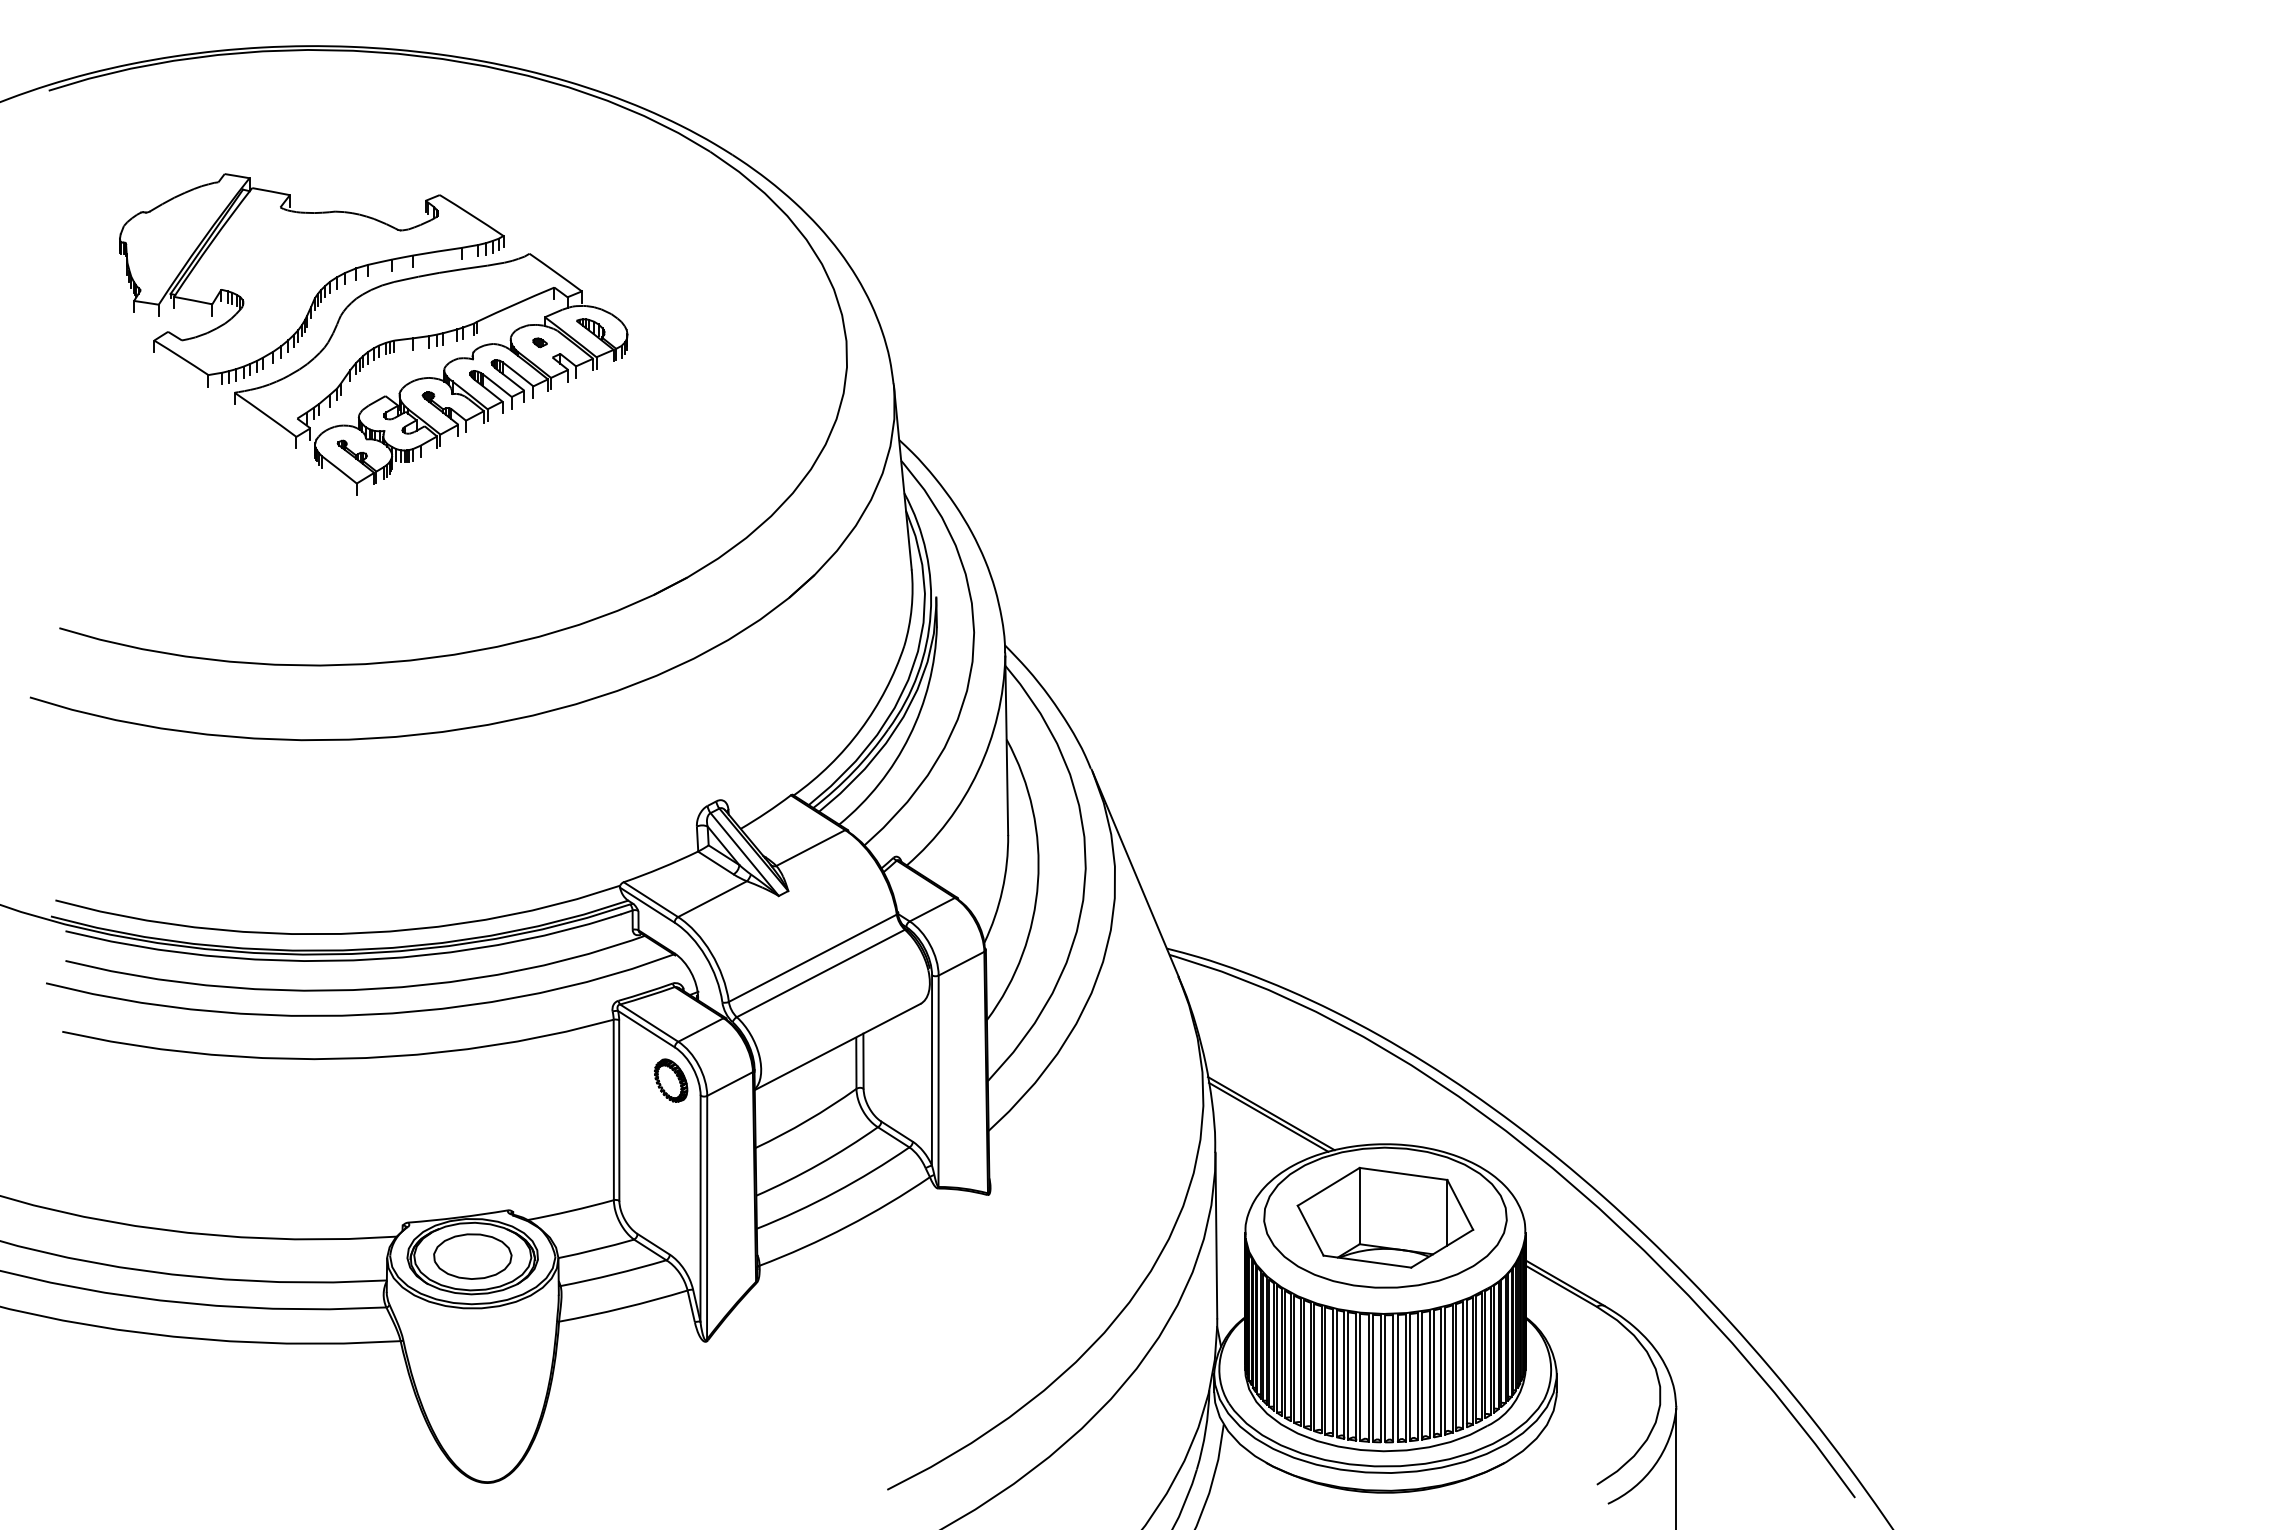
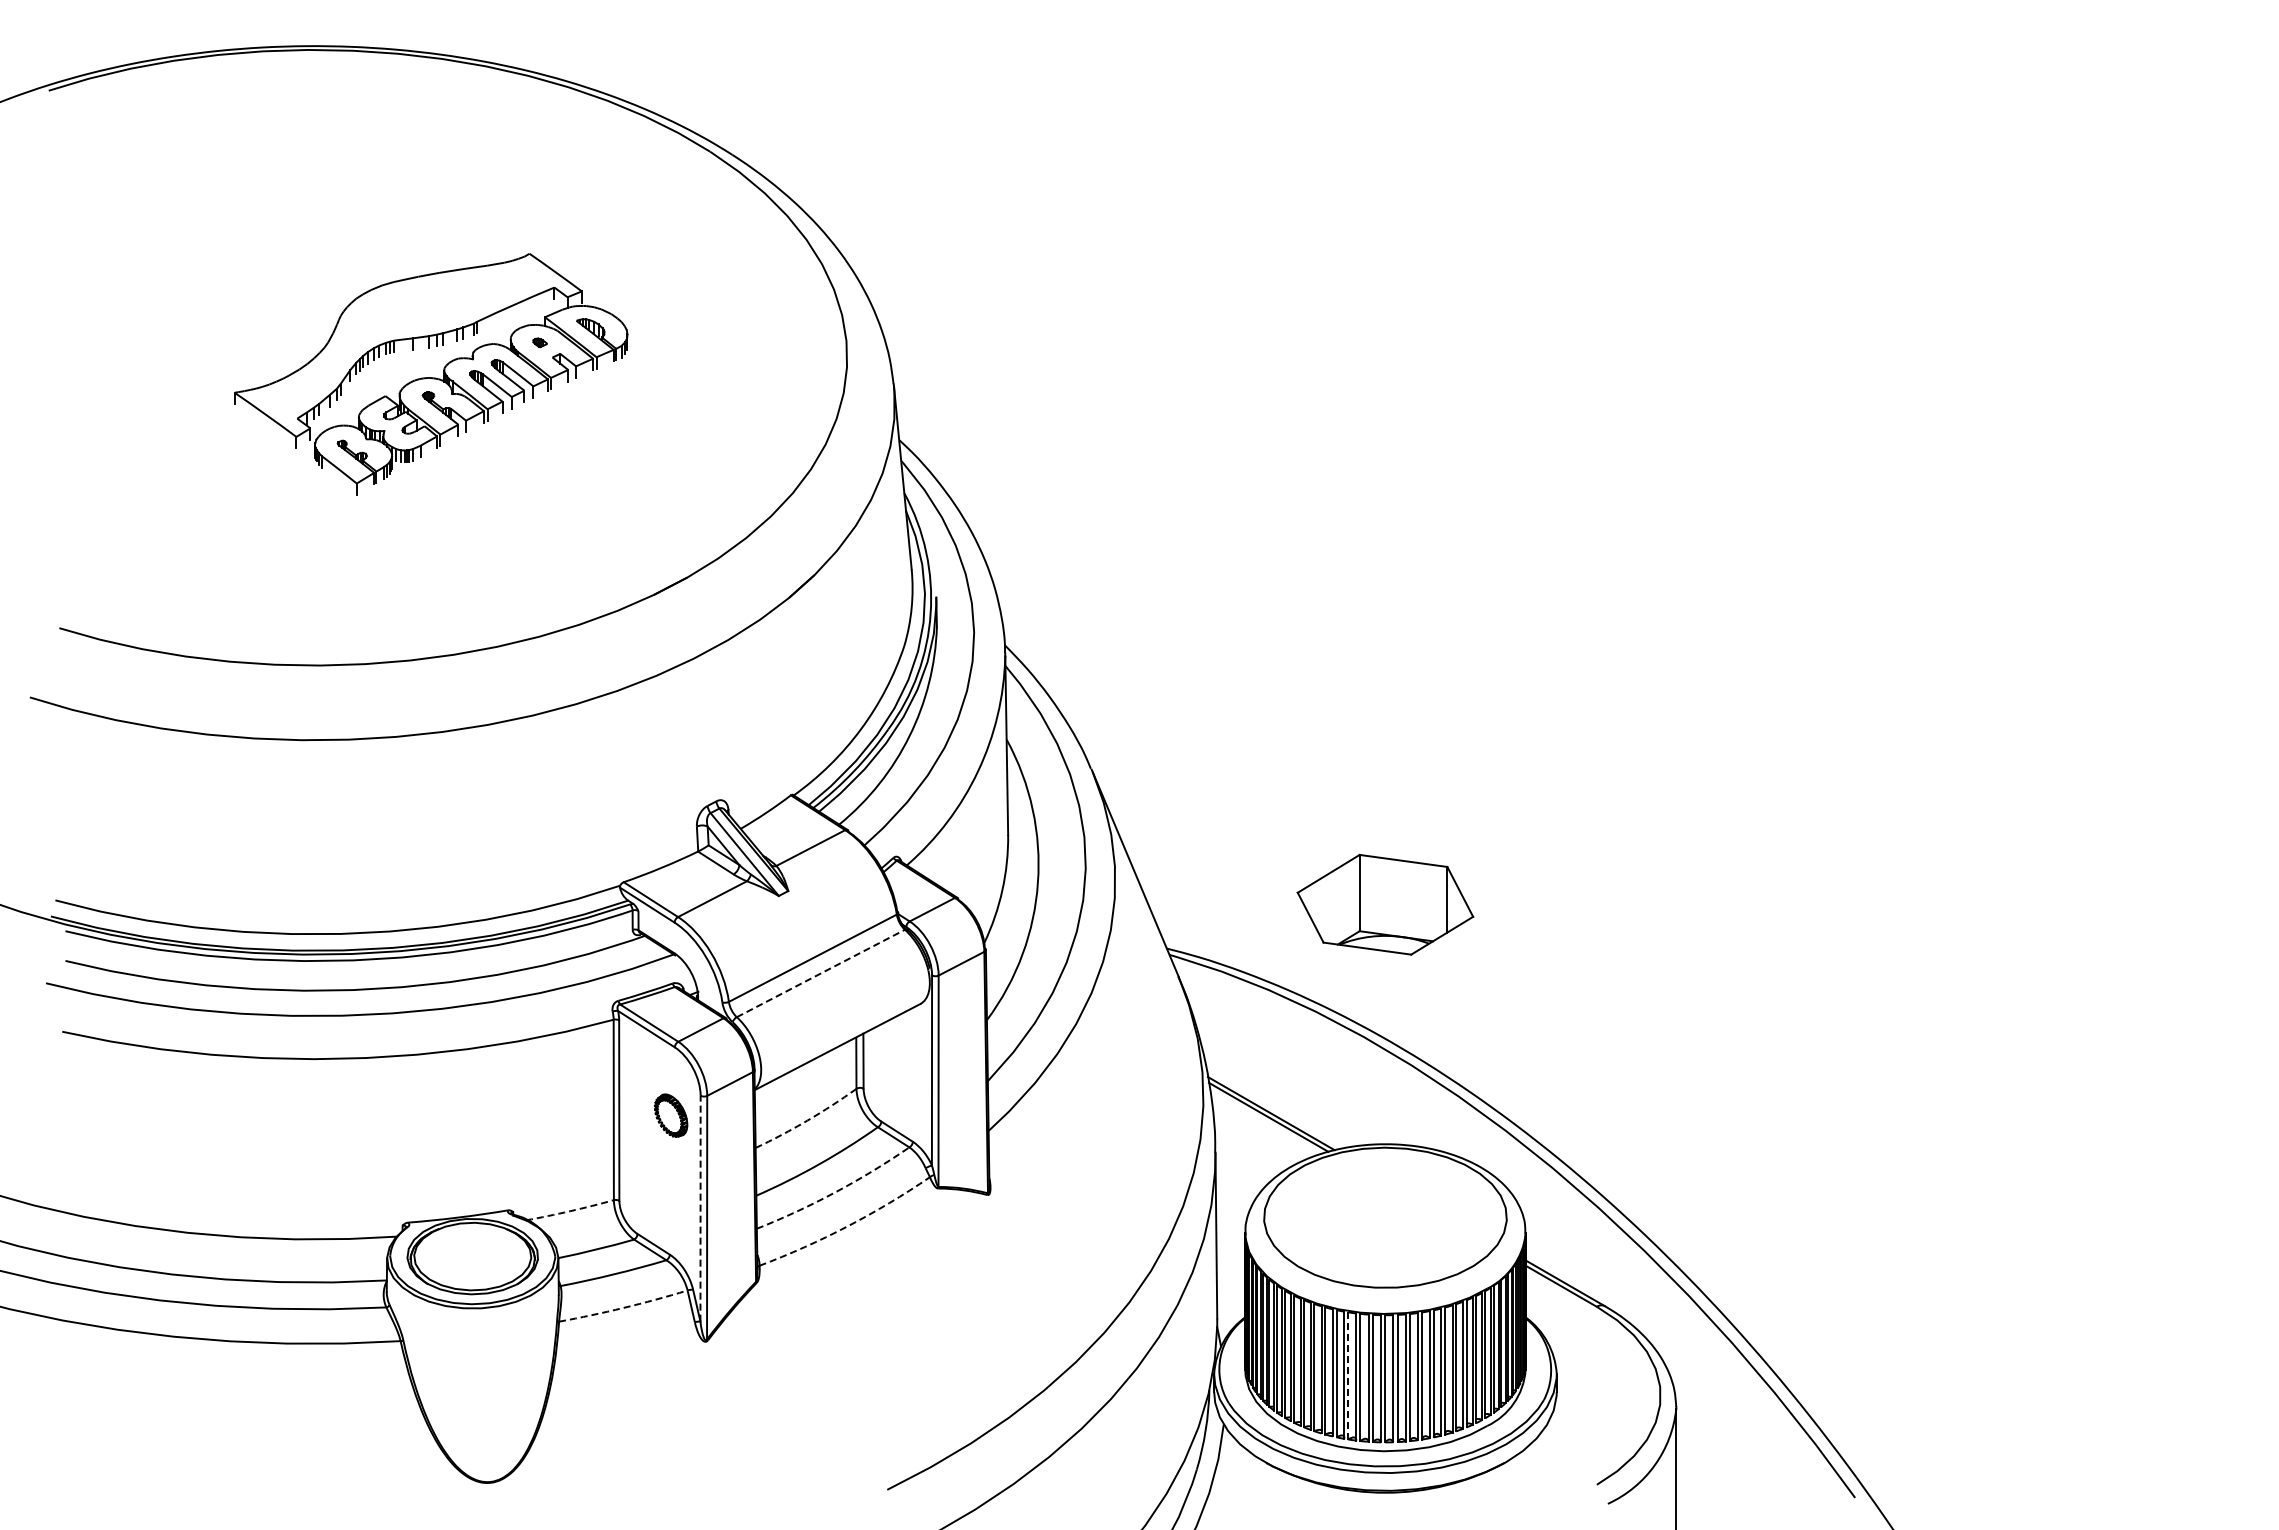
part: present -> none (311, 280)
line: solid -> dashed (820, 973)
part position: (671, 1080) -> (671, 1115) (671, 1115)
arc: solid -> dashed (807, 1120)
arc: solid -> dashed (835, 1192)
line: solid -> dashed (700, 1208)
arc: solid -> dashed (570, 1211)
part position: (1385, 1217) -> (1385, 904) (1385, 904)
arc: solid -> dashed (847, 1226)
part: present -> none (472, 1256)
arc: solid -> dashed (623, 1307)
line: solid -> dashed (1348, 1375)
